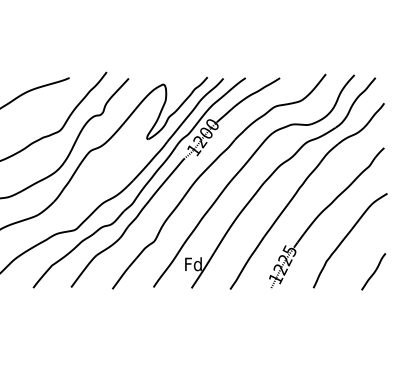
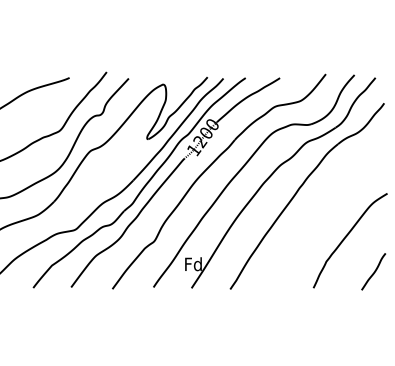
part: present -> none (326, 217)
